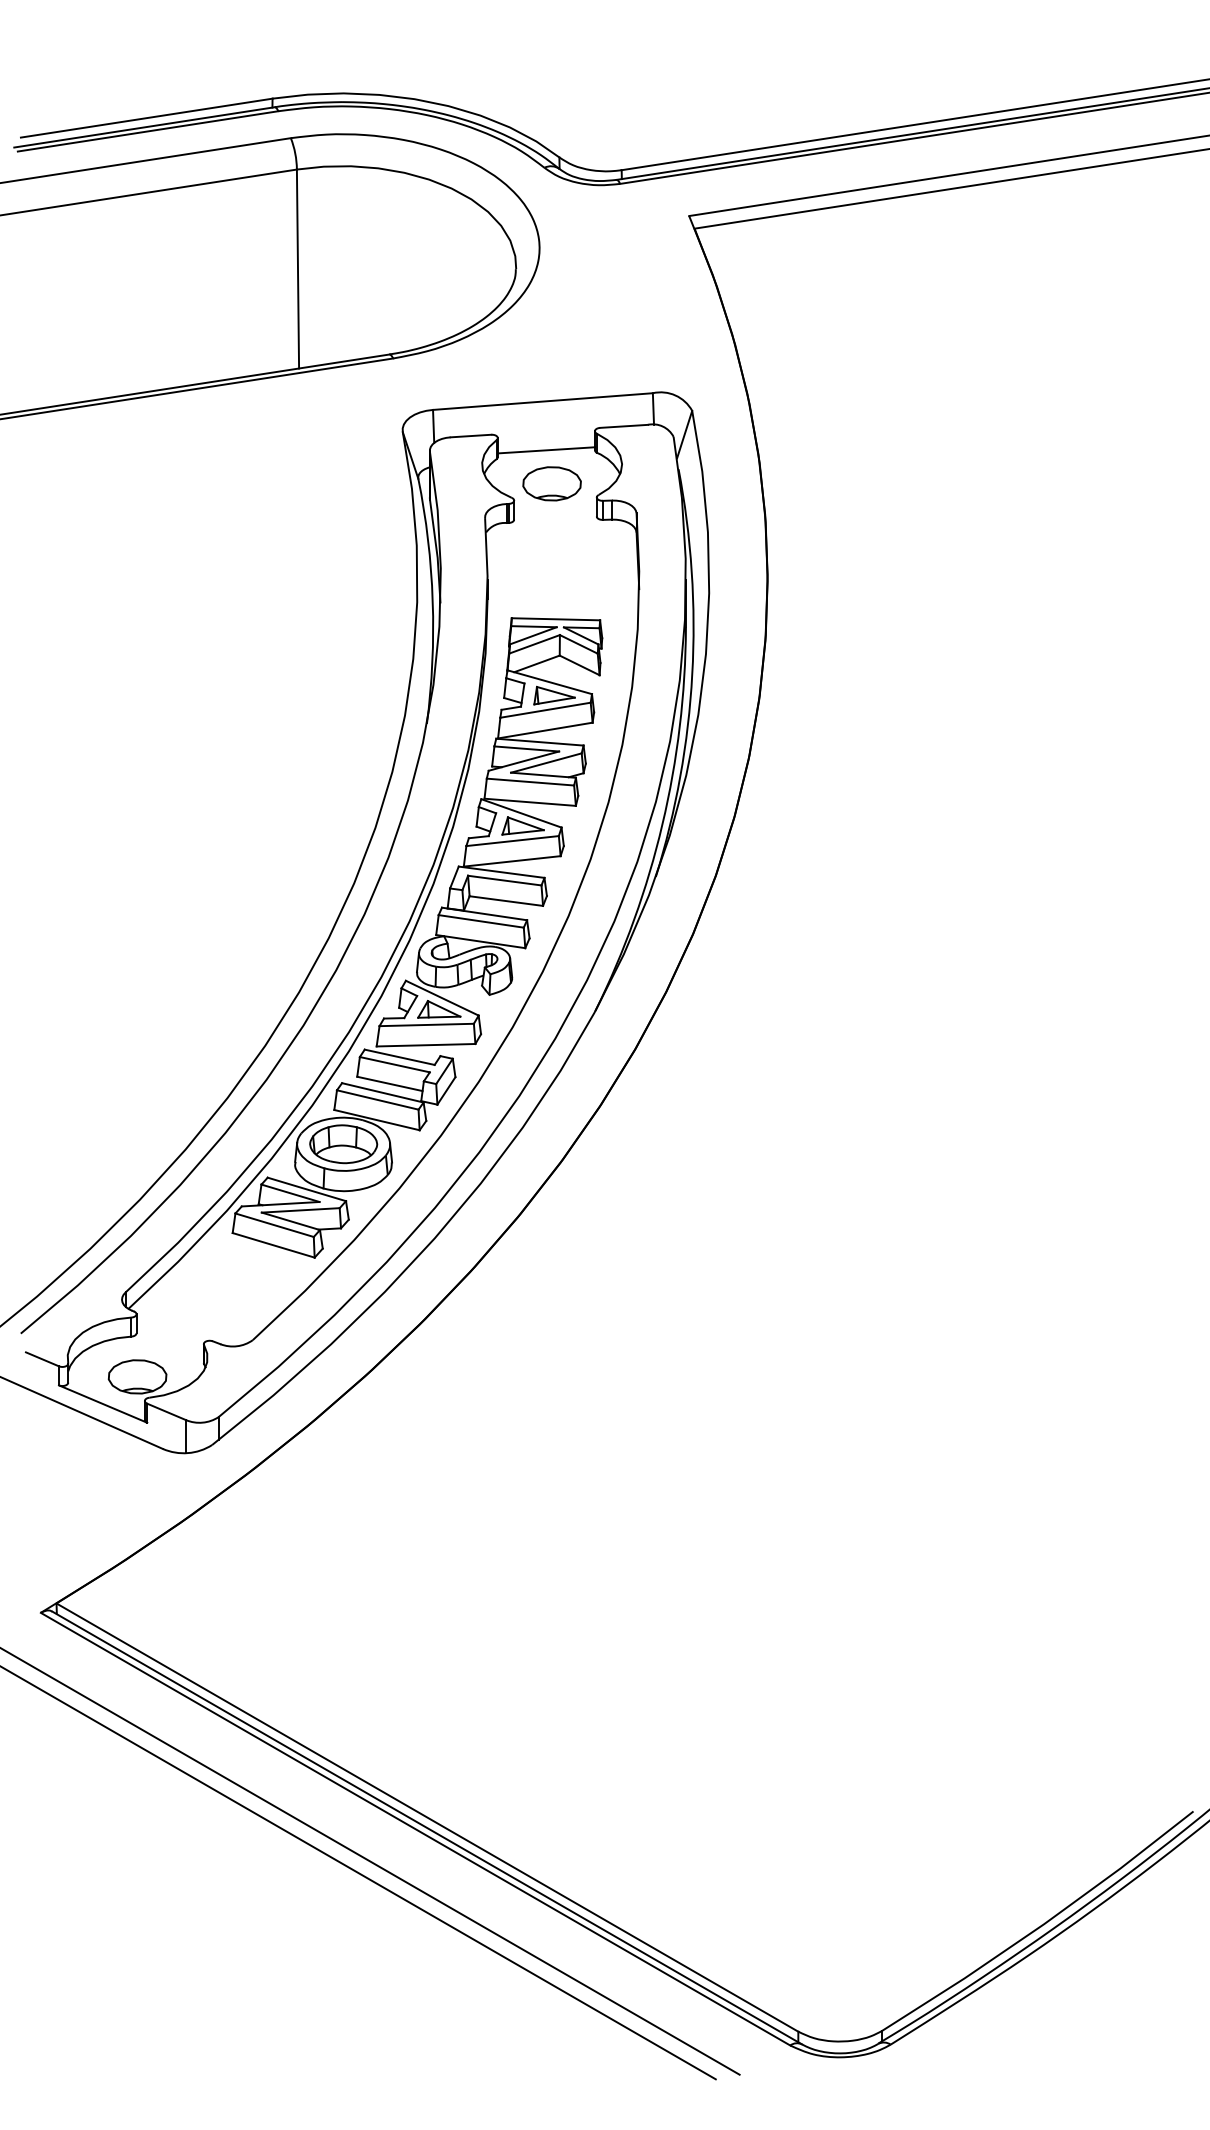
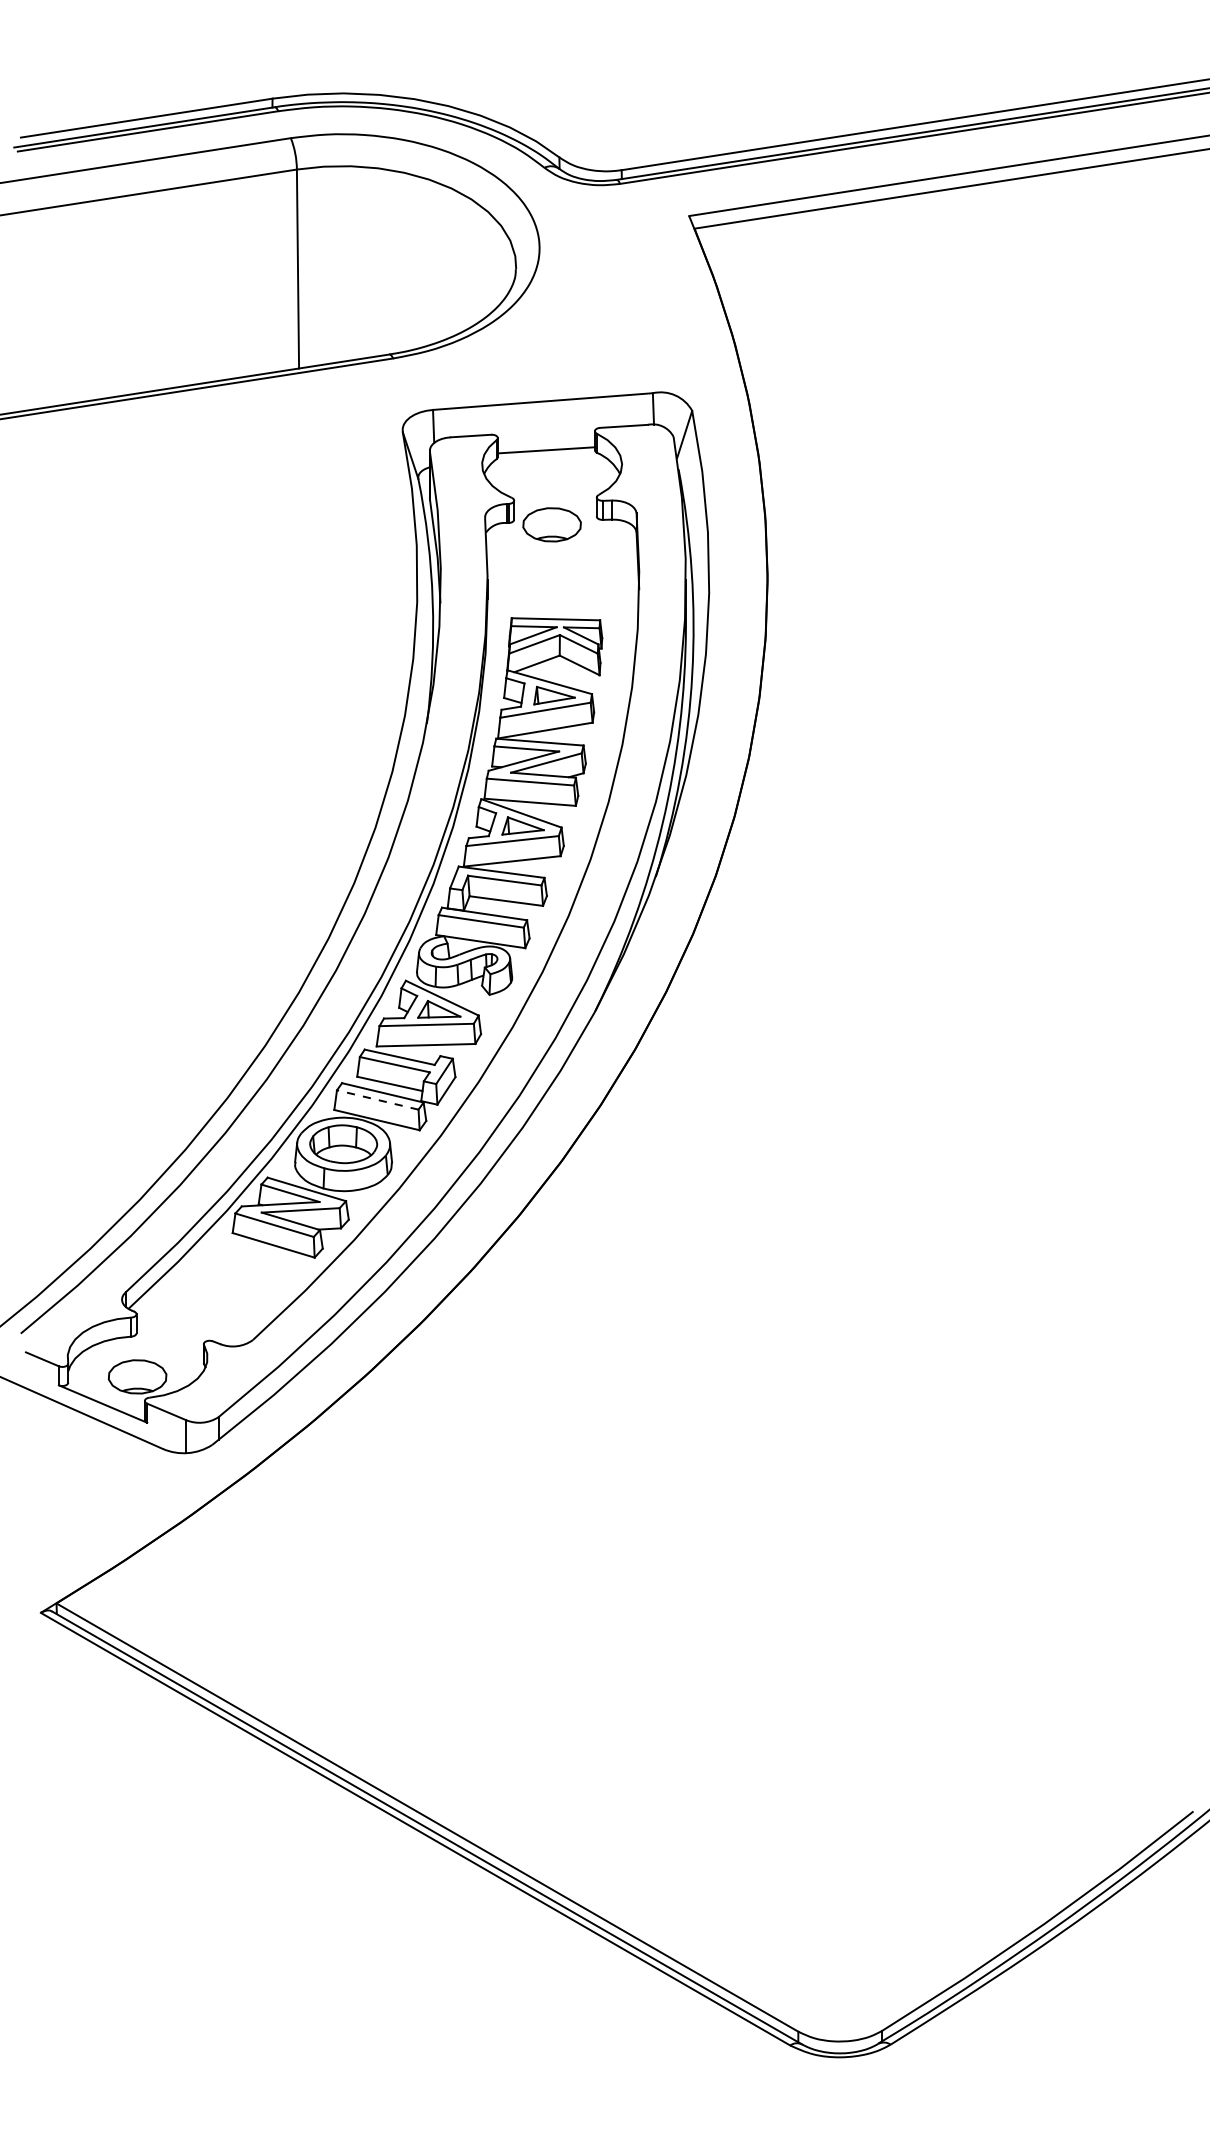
part position: (551, 483) -> (551, 524) (551, 524)
line: solid -> dashed (377, 1099)
line: present -> none (370, 1861)
line: present -> none (358, 1873)
